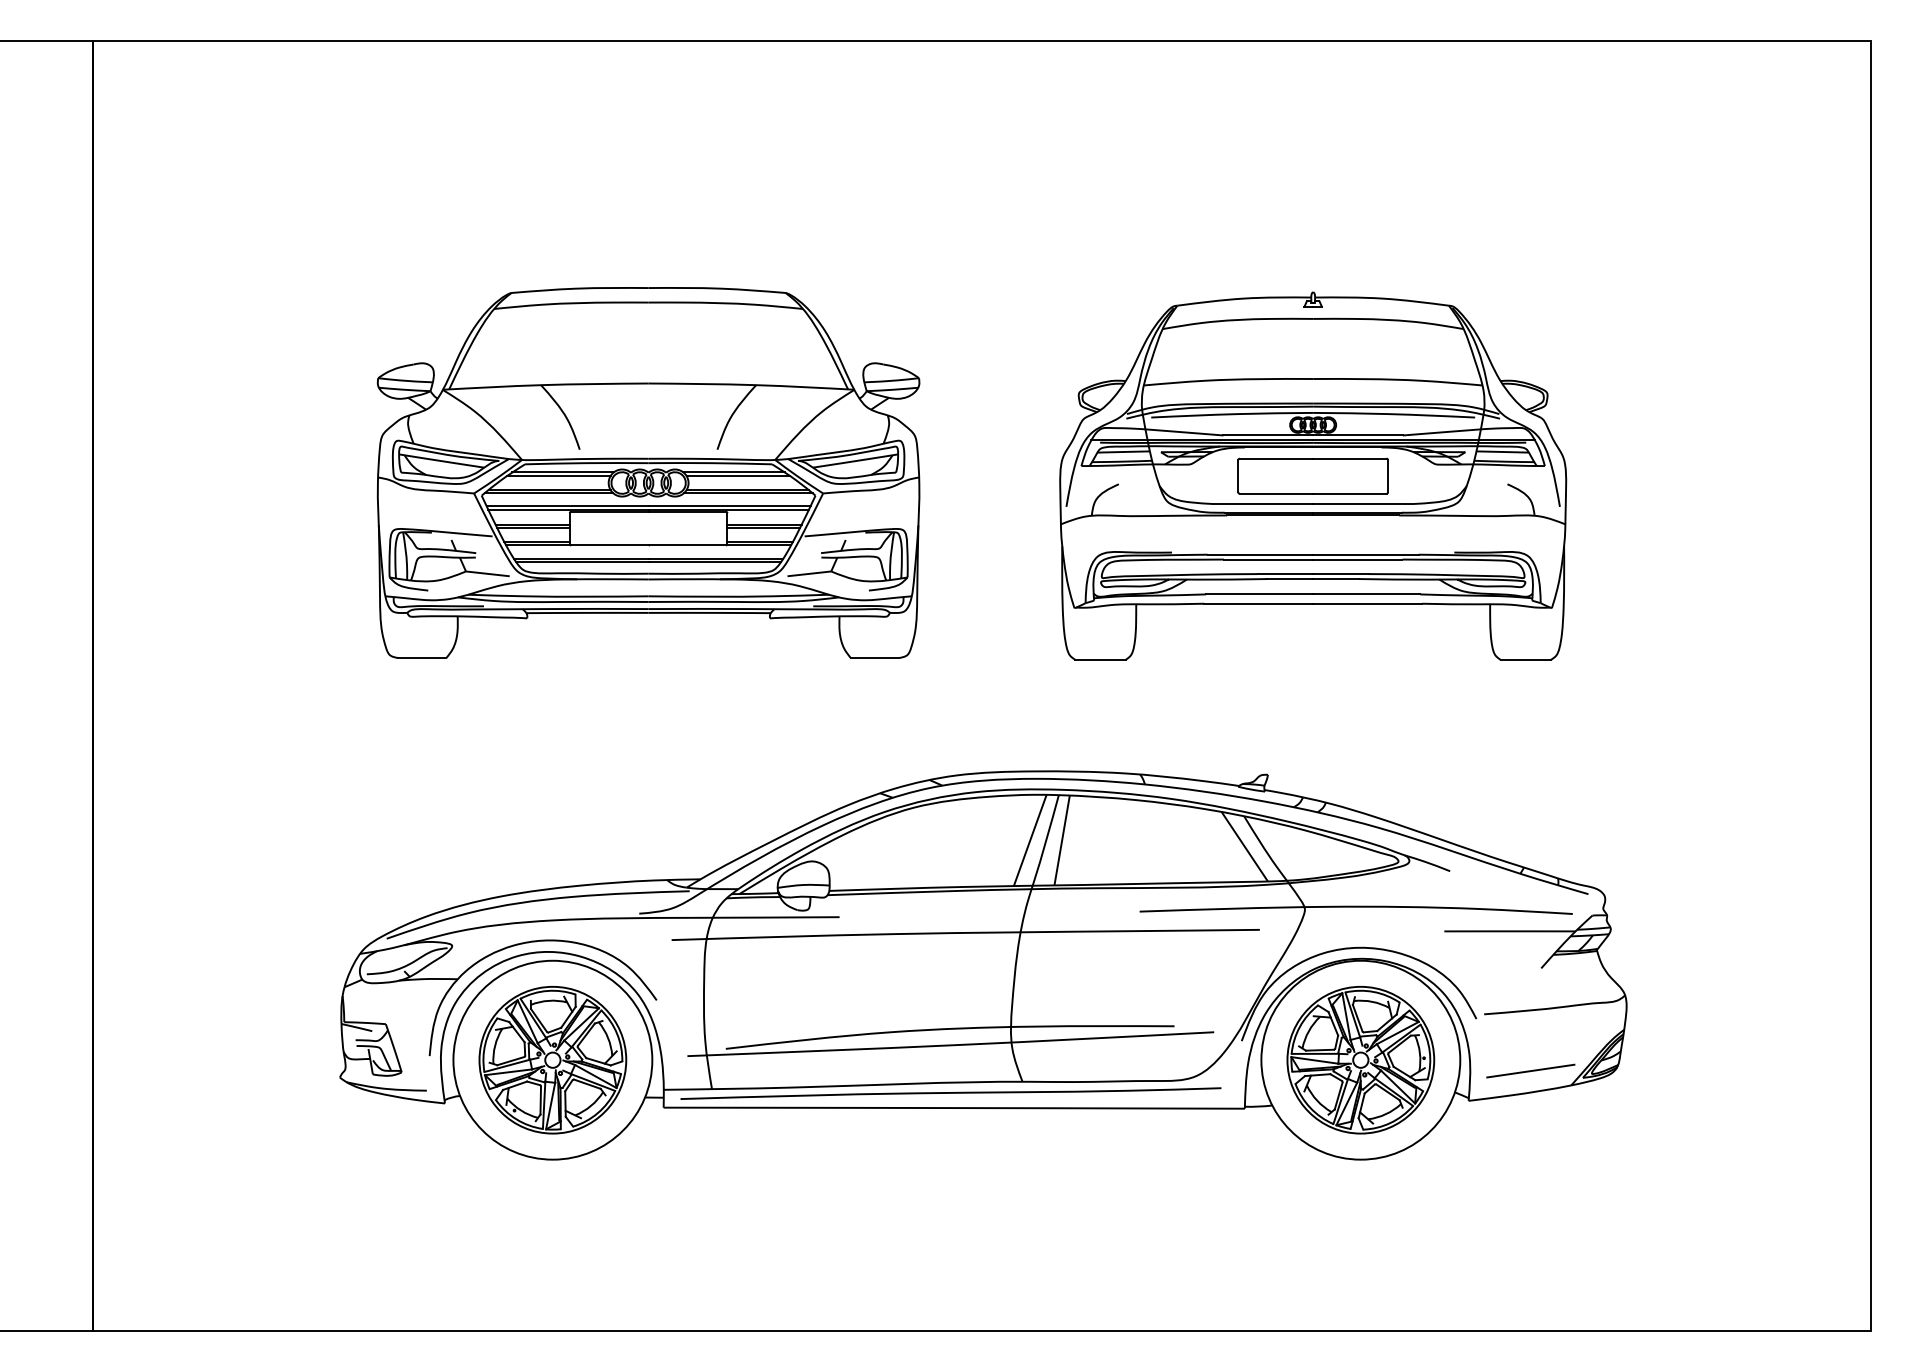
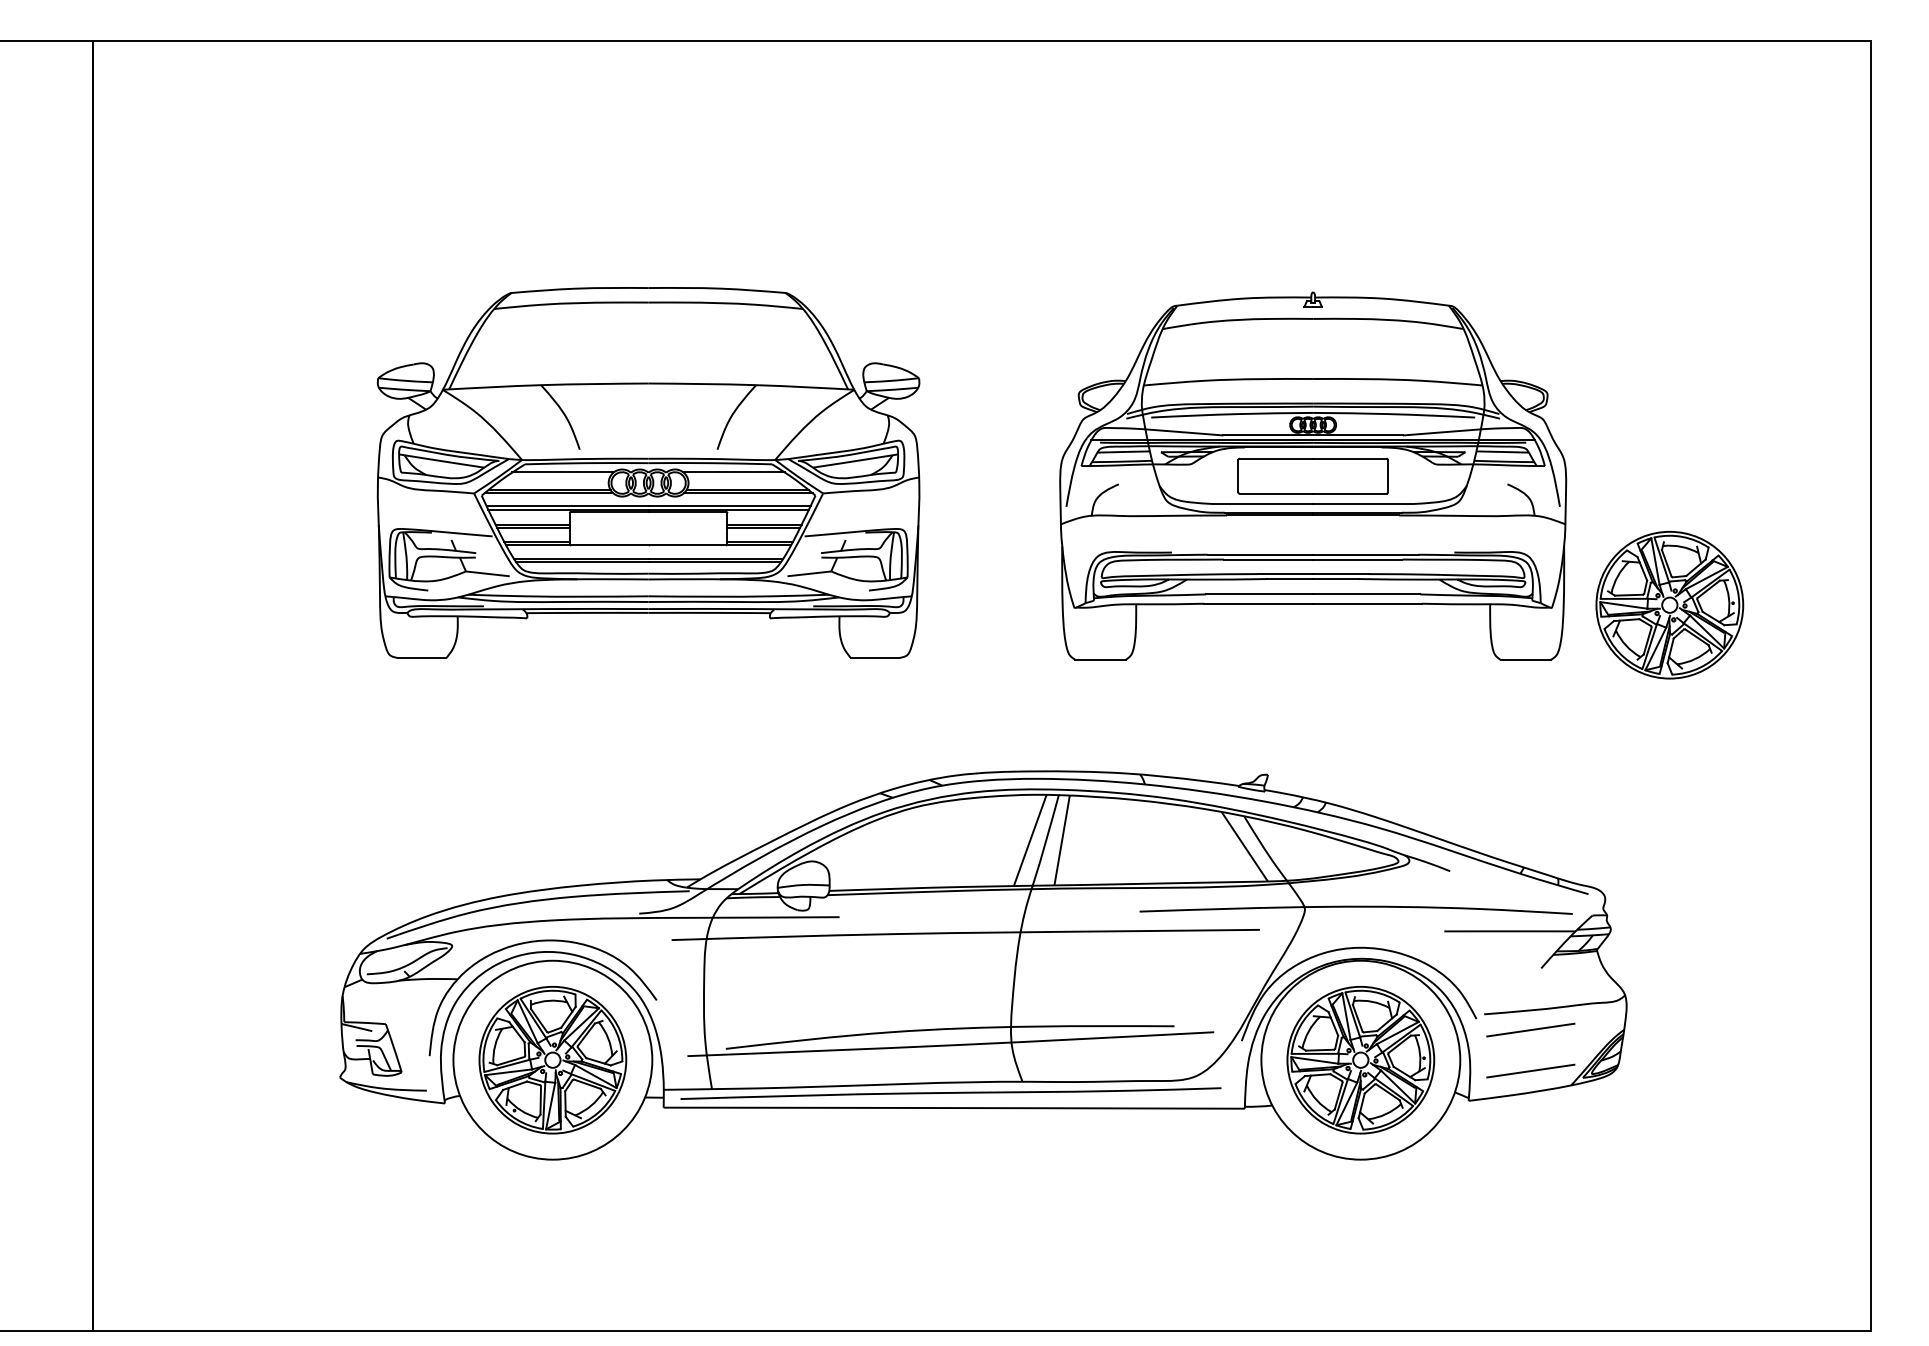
line: present -> none (558, 475)
line: present -> none (737, 475)
part: none -> present (1669, 605)
line: none -> present (1530, 1029)
